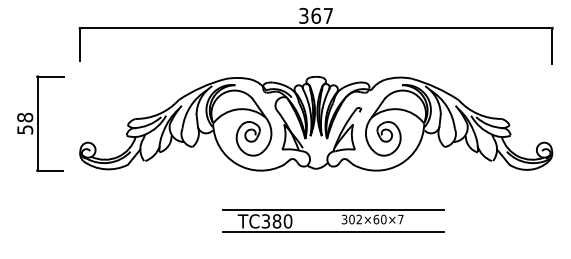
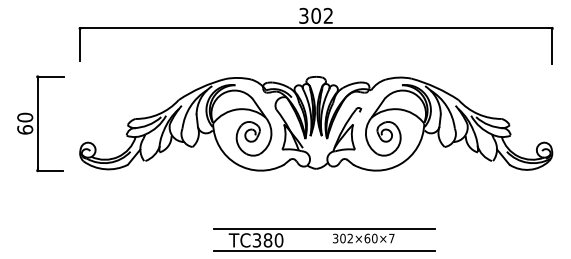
text: 367 -> 302 (321, 15)
text: 58 -> 60 (25, 123)
part position: (341, 223) -> (332, 242) (332, 242)
